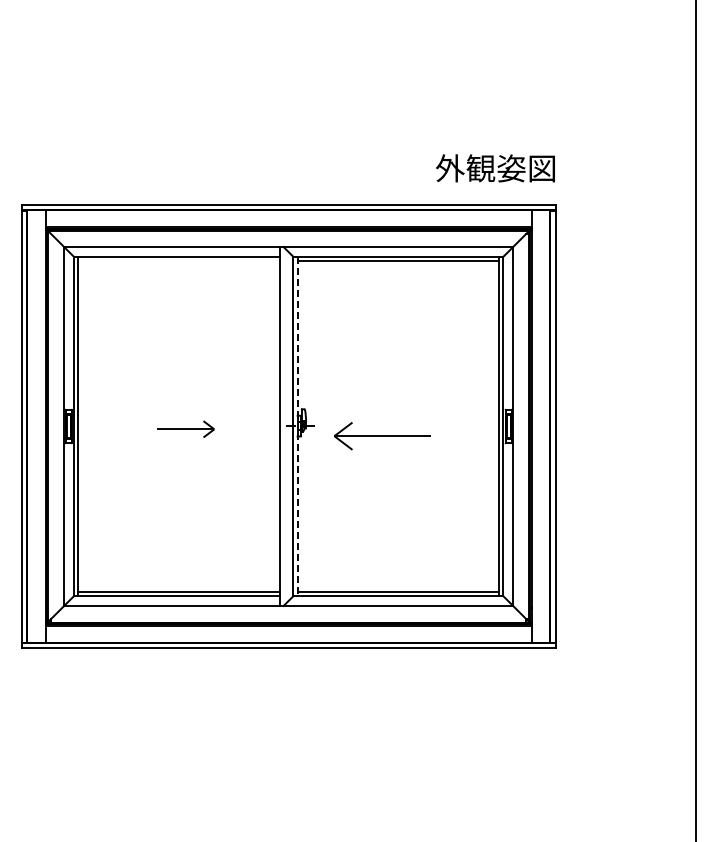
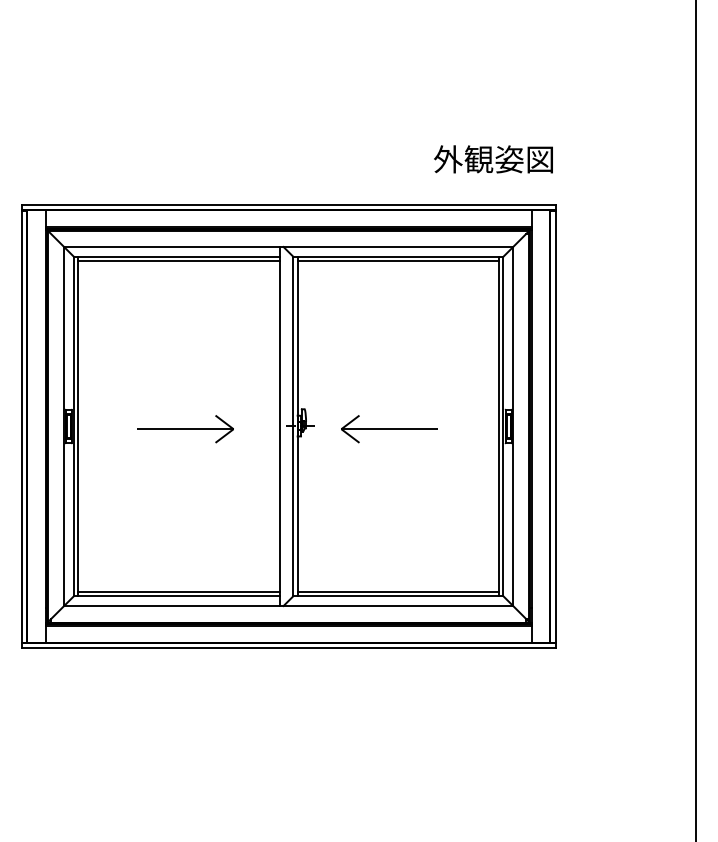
text position: (495, 168) -> (493, 159) (493, 159)
line: none -> present (178, 261)
line: dashed -> solid (297, 426)
part size: 58x18 px -> 97x29 px (185, 429)
part position: (382, 436) -> (389, 429) (389, 429)
